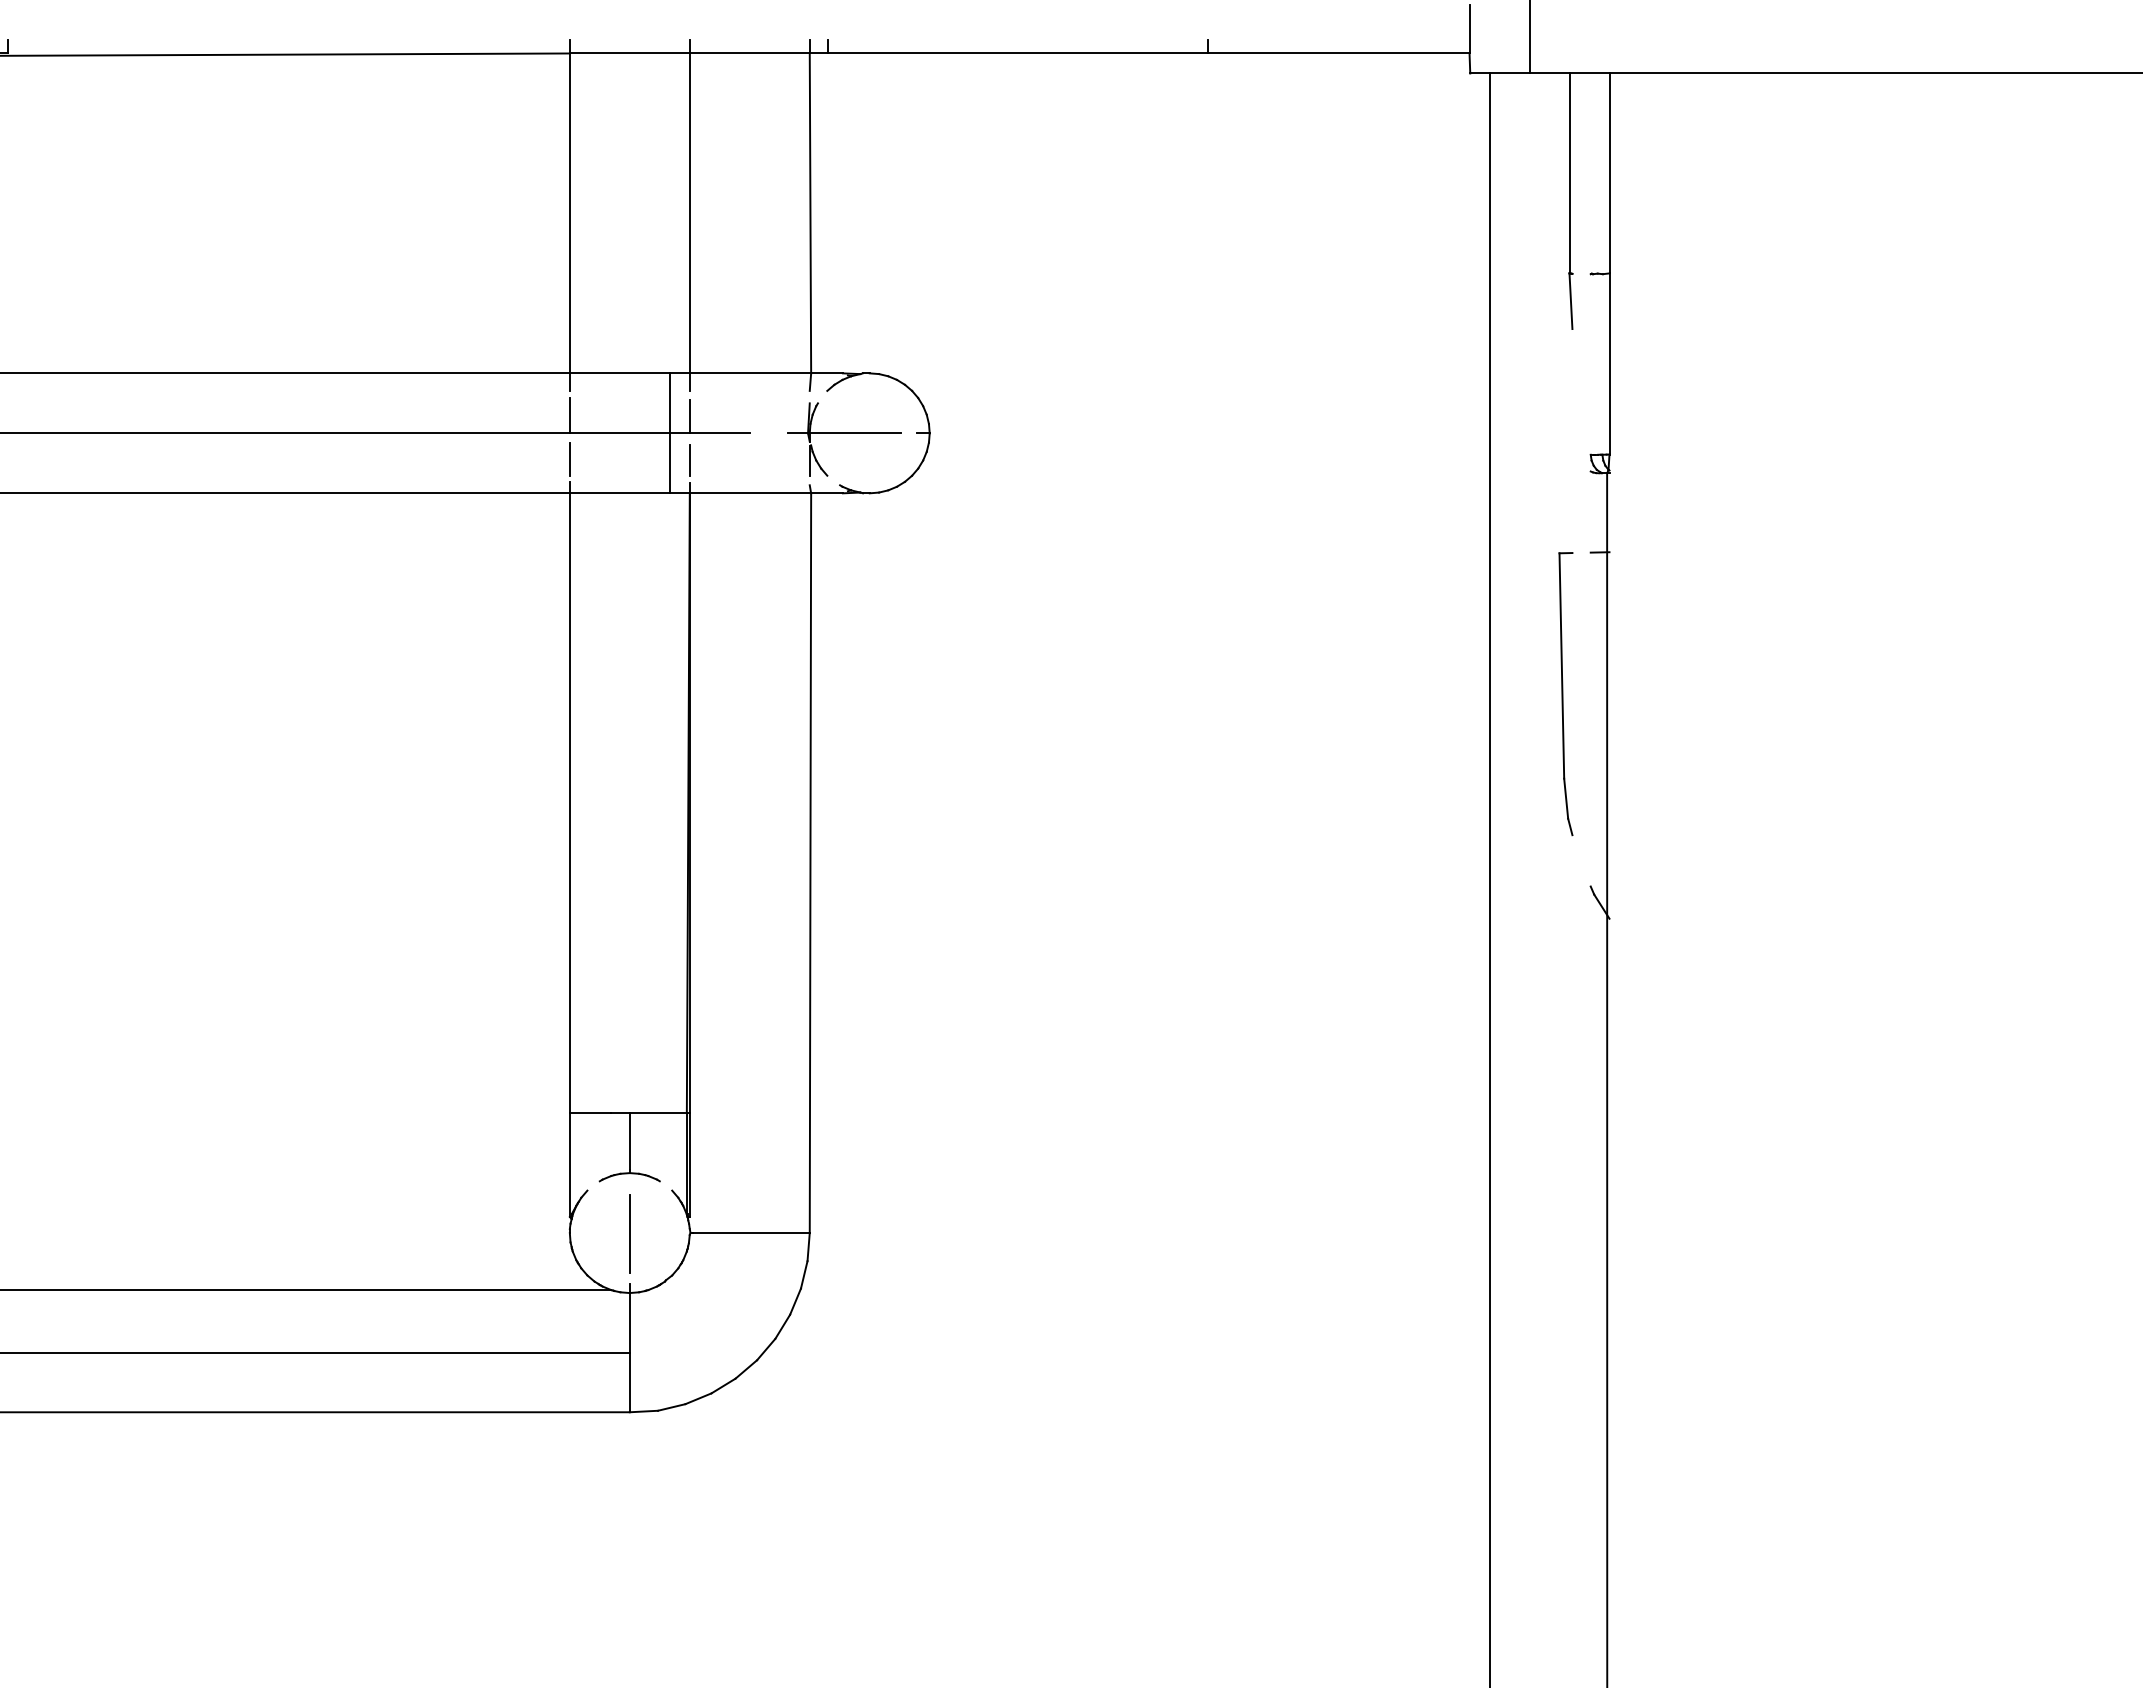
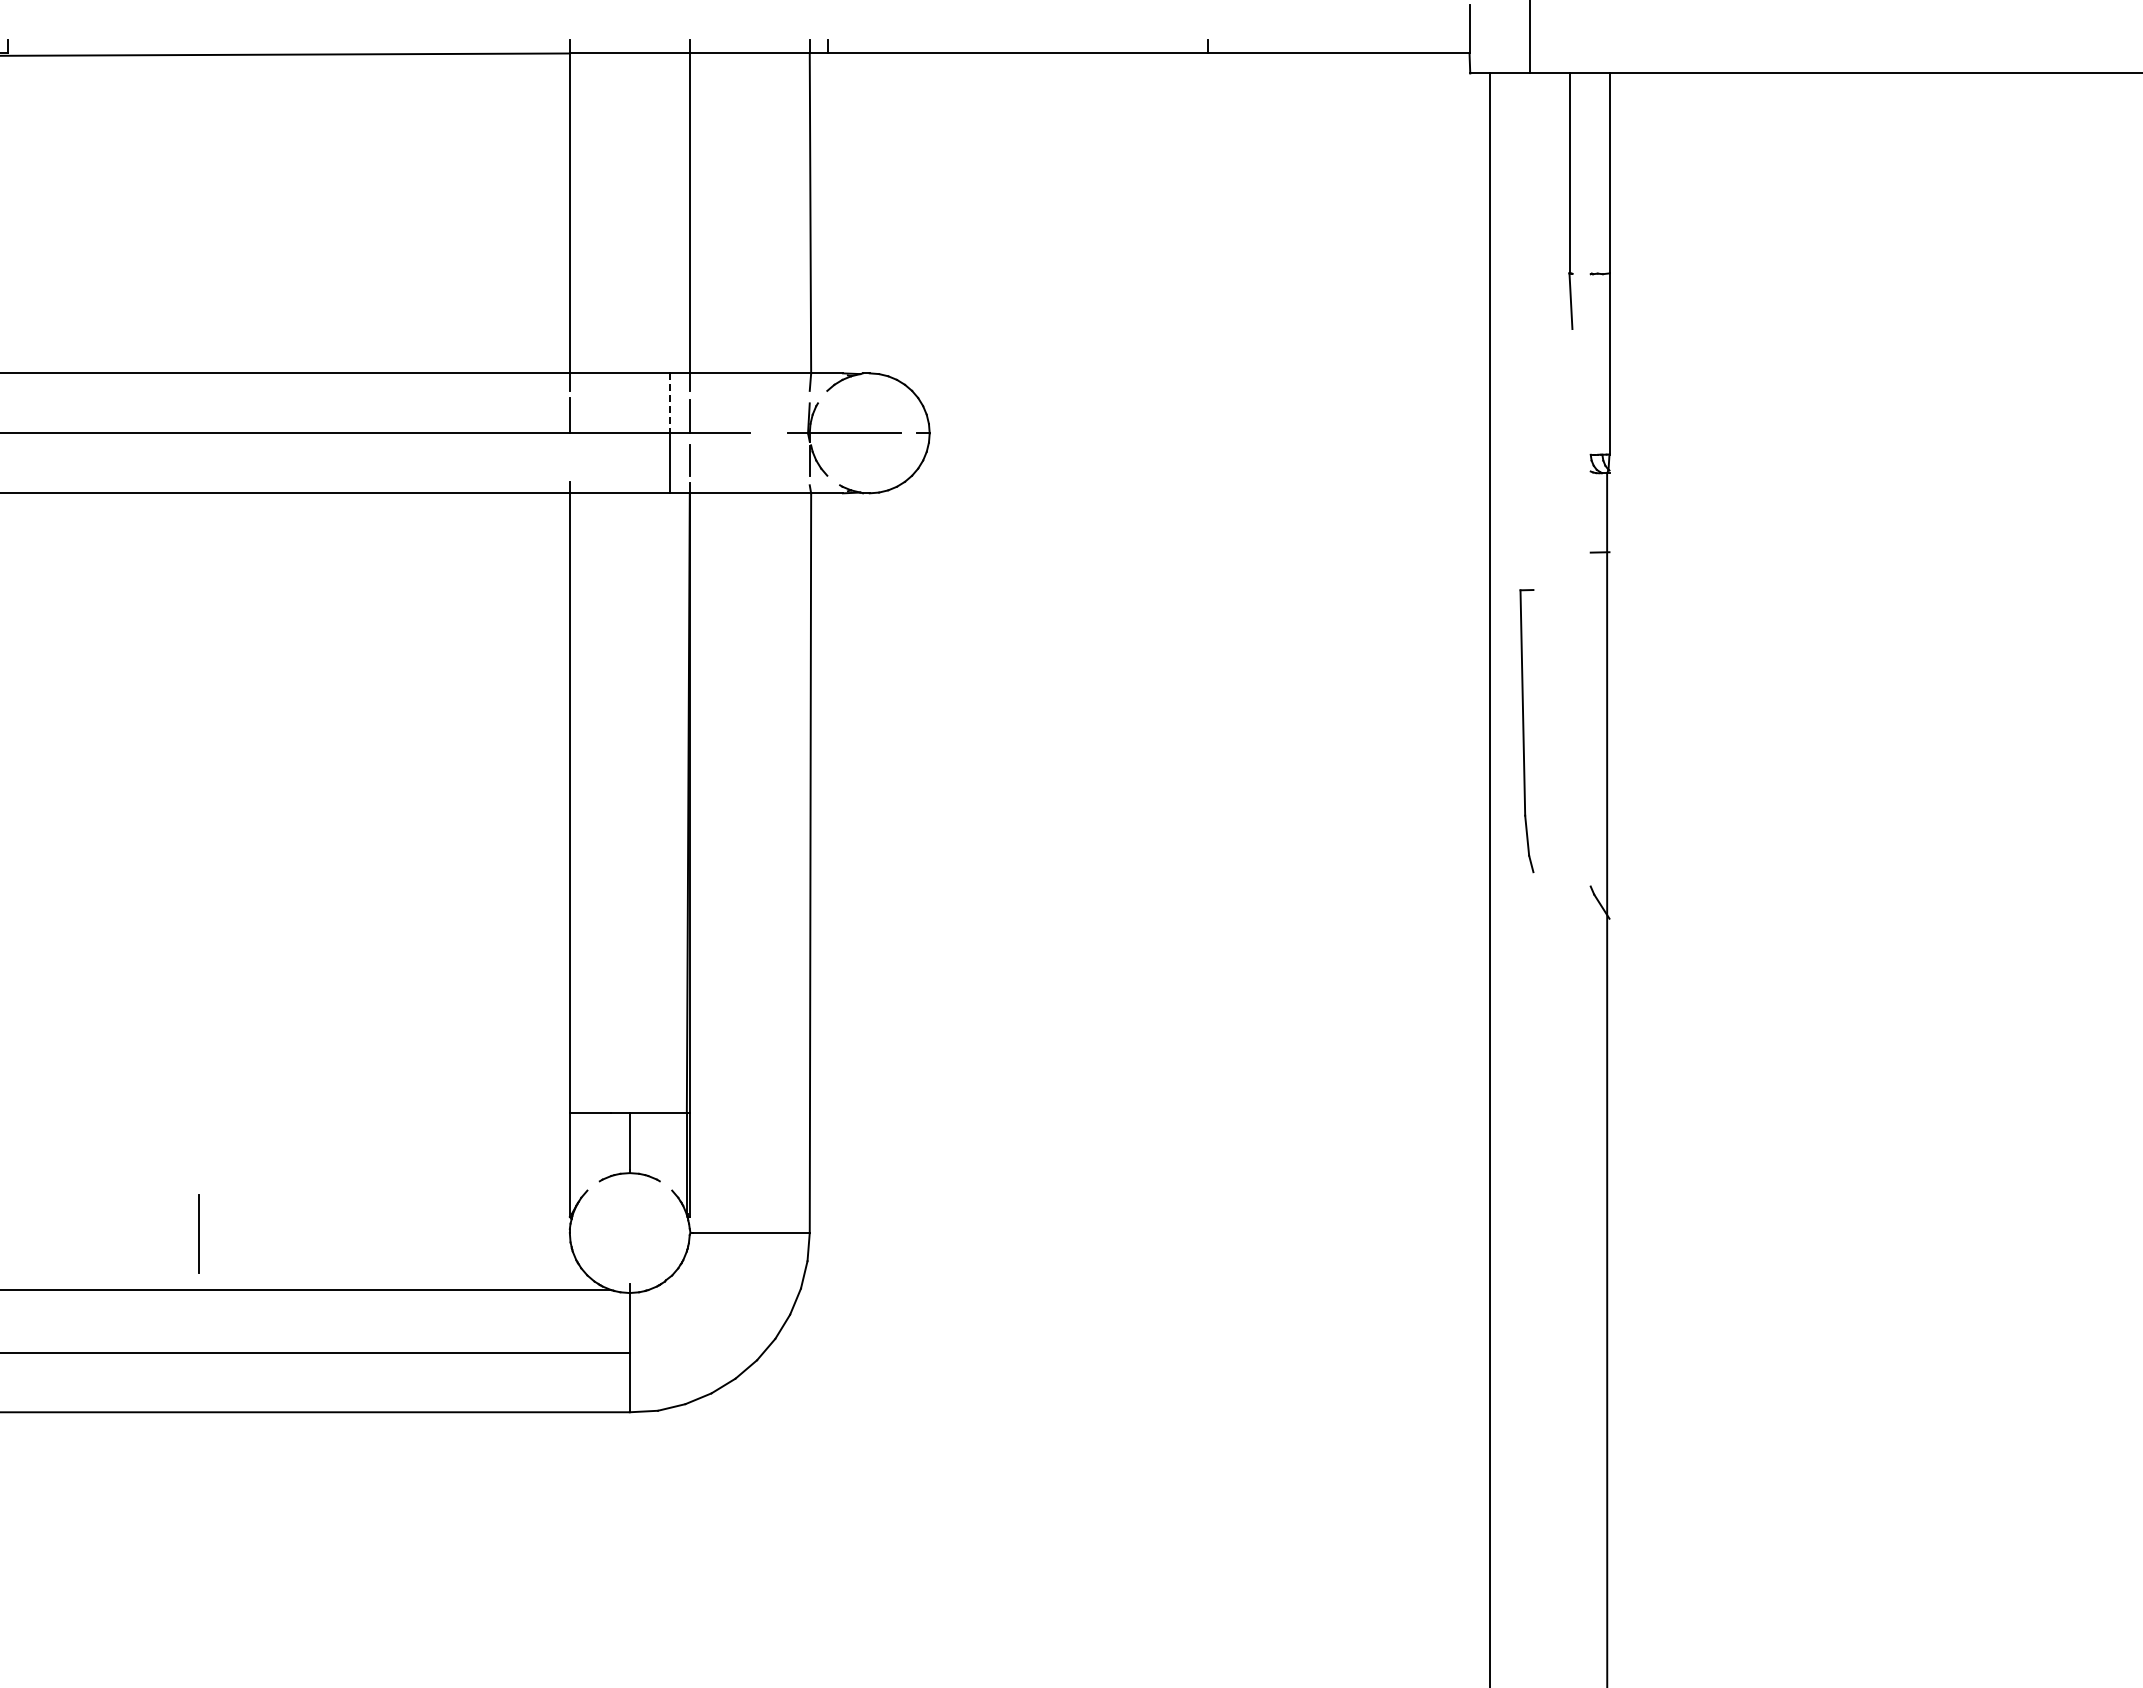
line: solid -> dashed (669, 403)
line: present -> none (569, 458)
part position: (1565, 694) -> (1526, 731) (1526, 731)
line position: (629, 1233) -> (198, 1233) (198, 1233)
